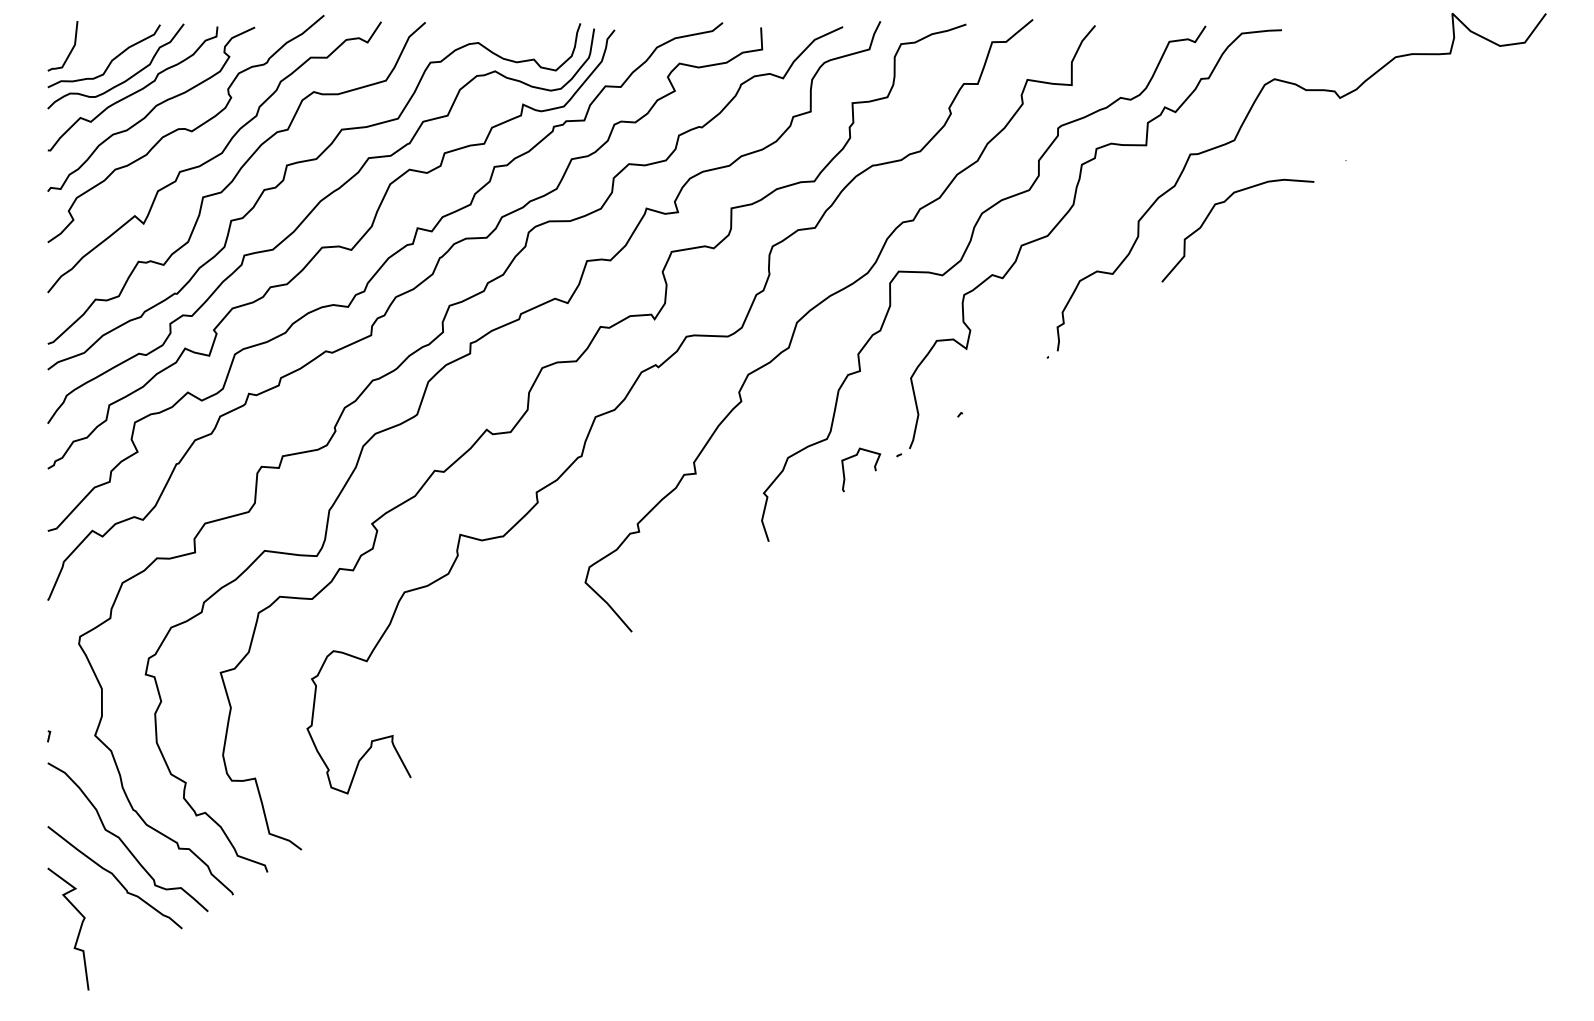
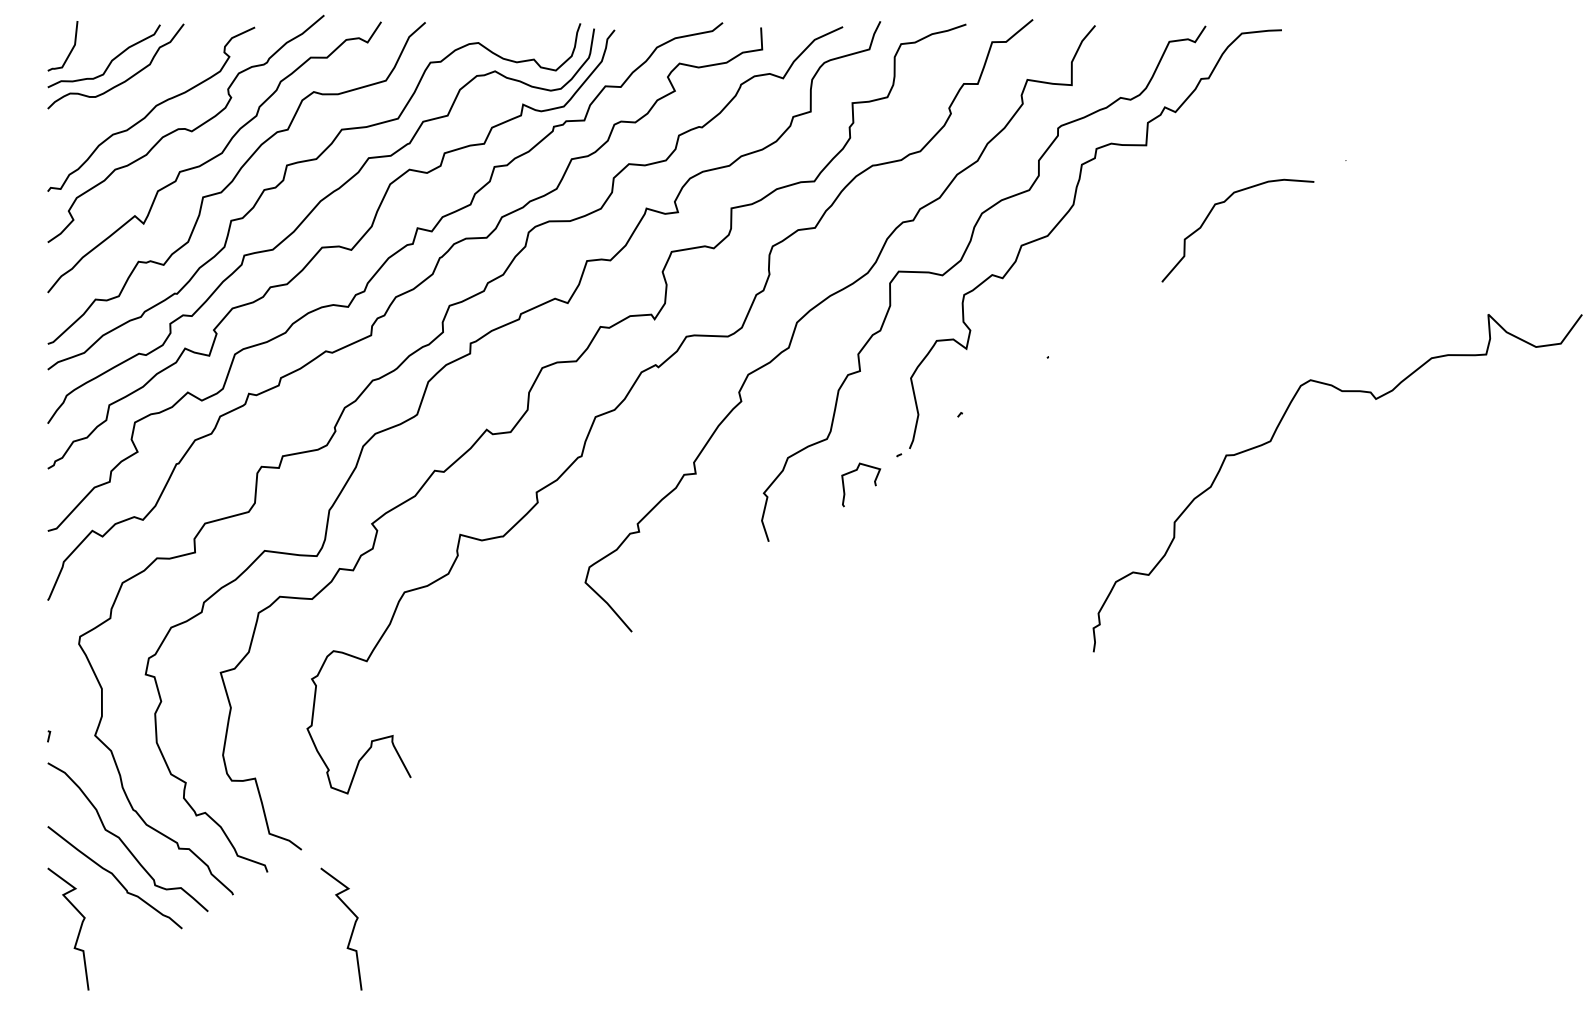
curve: present -> none (133, 92)
curve position: (1235, 140) -> (1271, 441) (1271, 441)
curve position: (874, 469) -> (874, 484) (874, 484)
curve: none -> present (351, 931)
